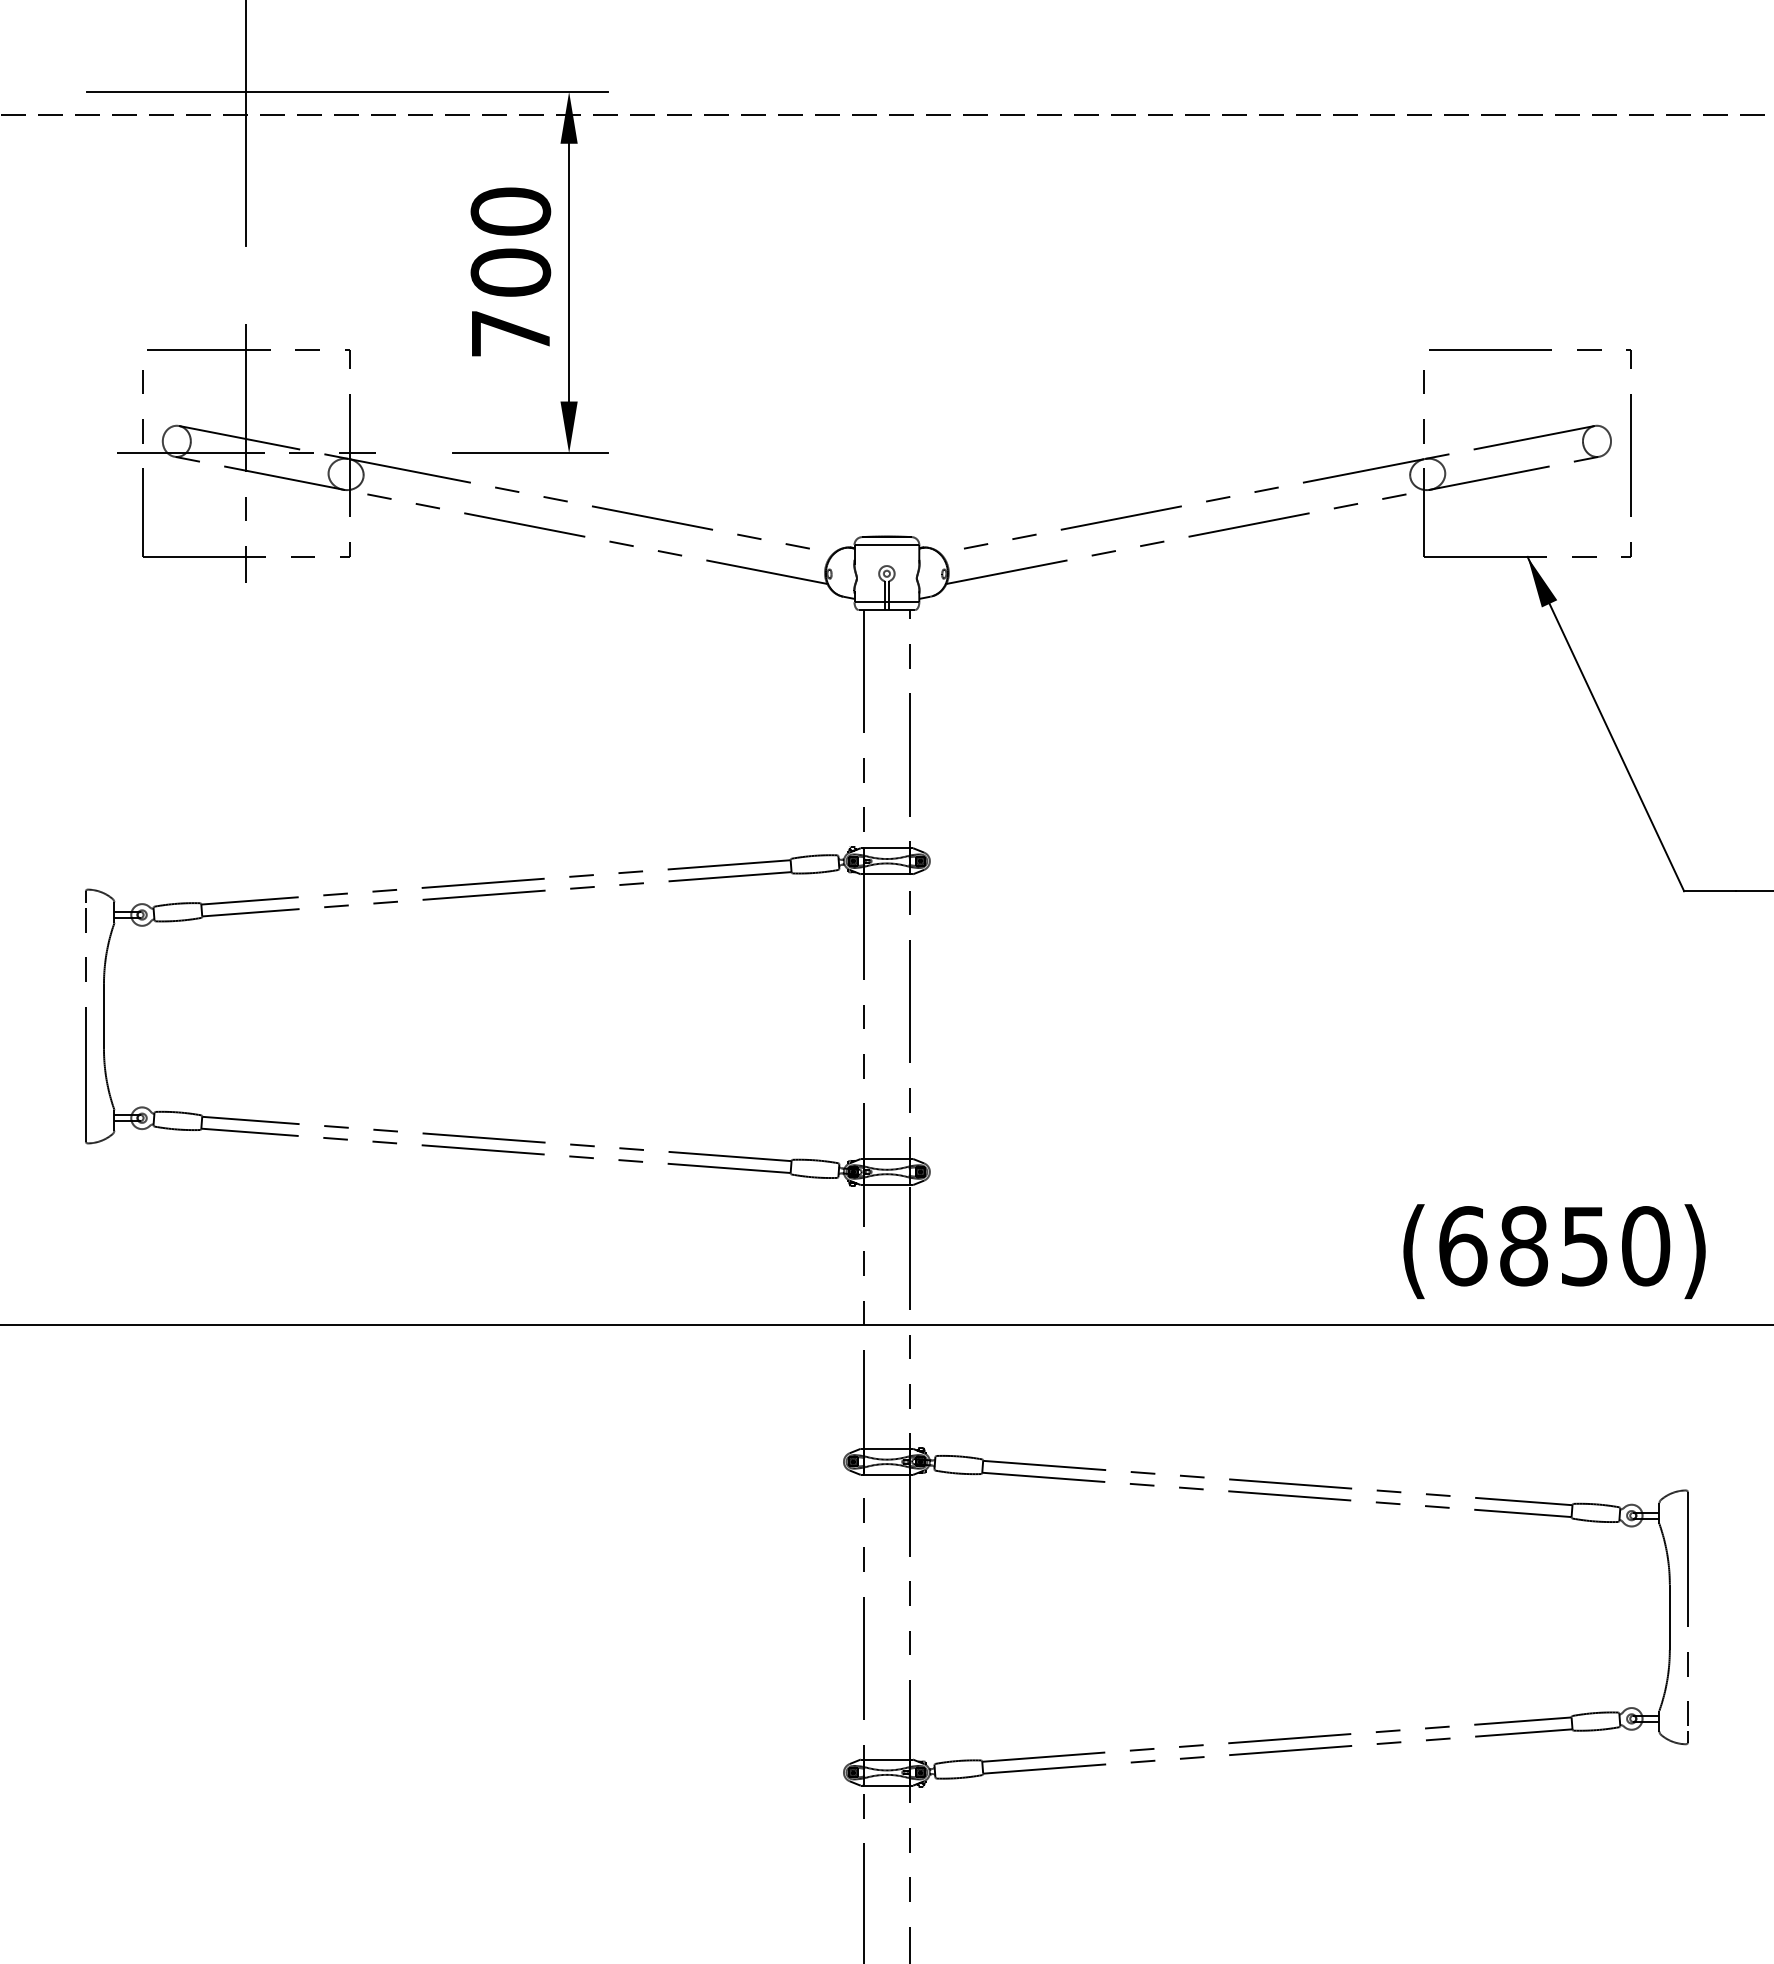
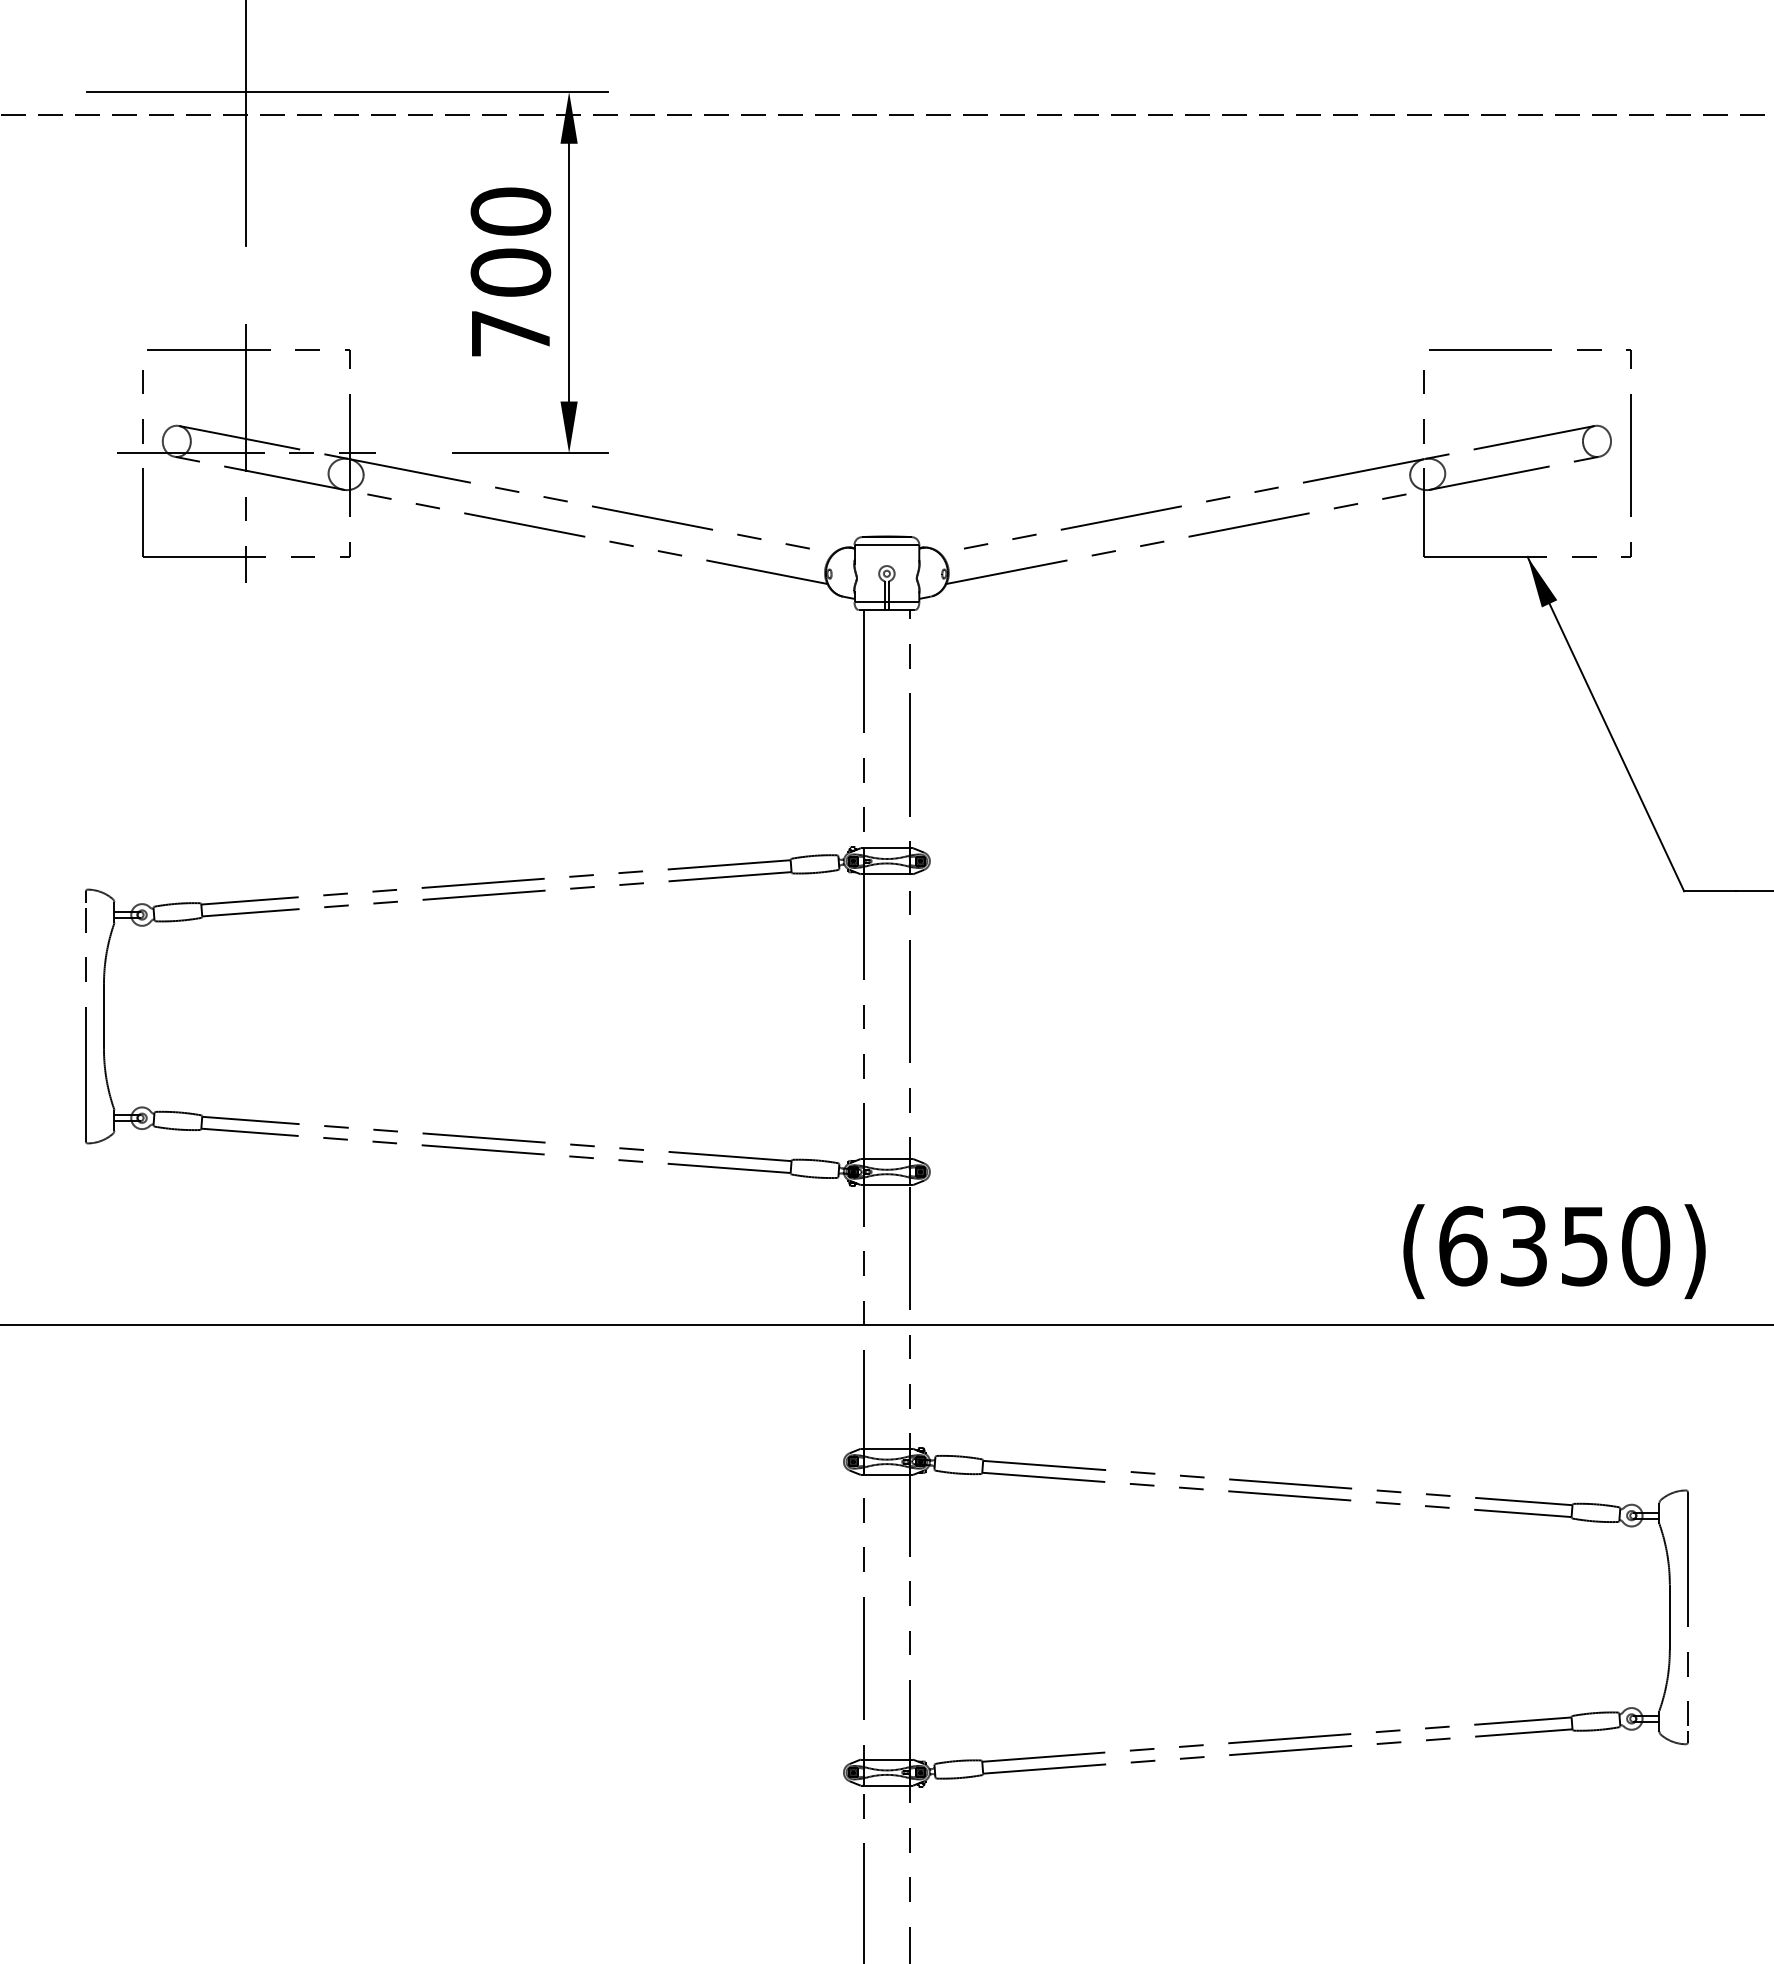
text: (6850) -> (6350) (1523, 1246)
